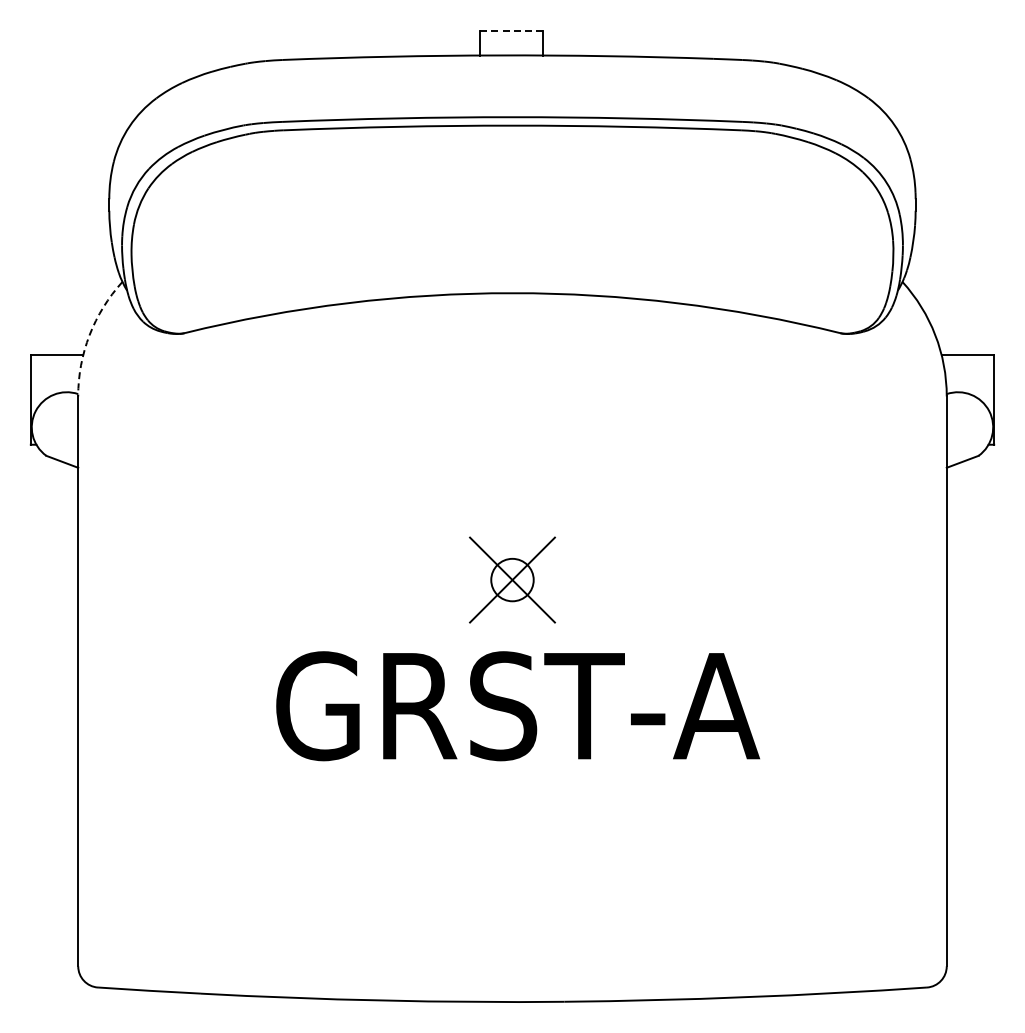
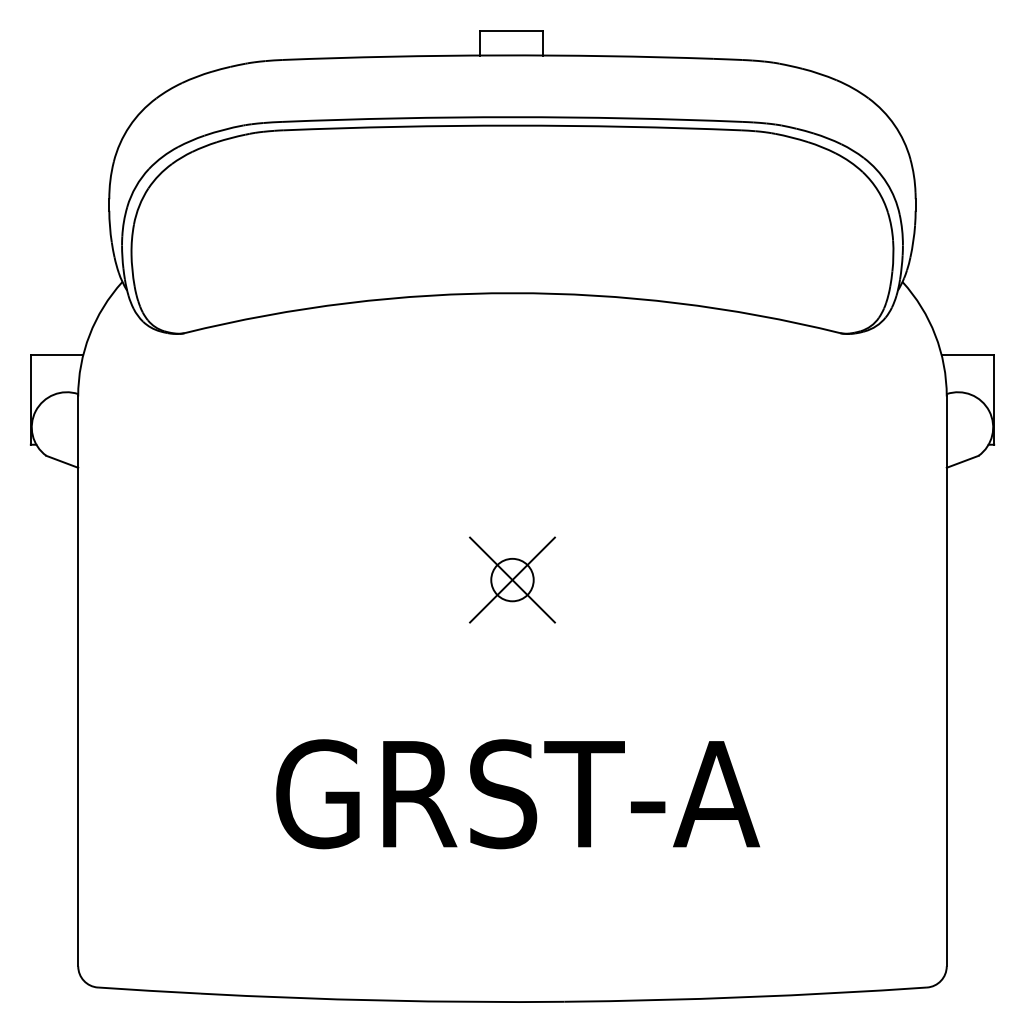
line: dashed -> solid (511, 30)
arc: dashed -> solid (89, 335)
text position: (517, 706) -> (517, 794) (517, 794)
